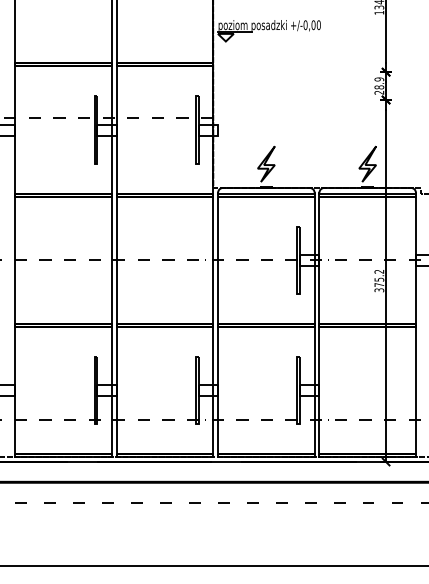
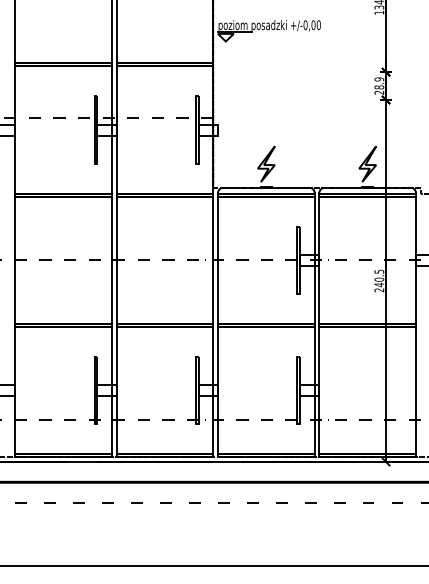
text: 375.2 -> 240.5 (379, 280)
